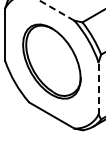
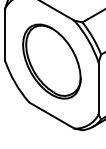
line: dashed -> solid (56, 10)
line: dashed -> solid (98, 88)
